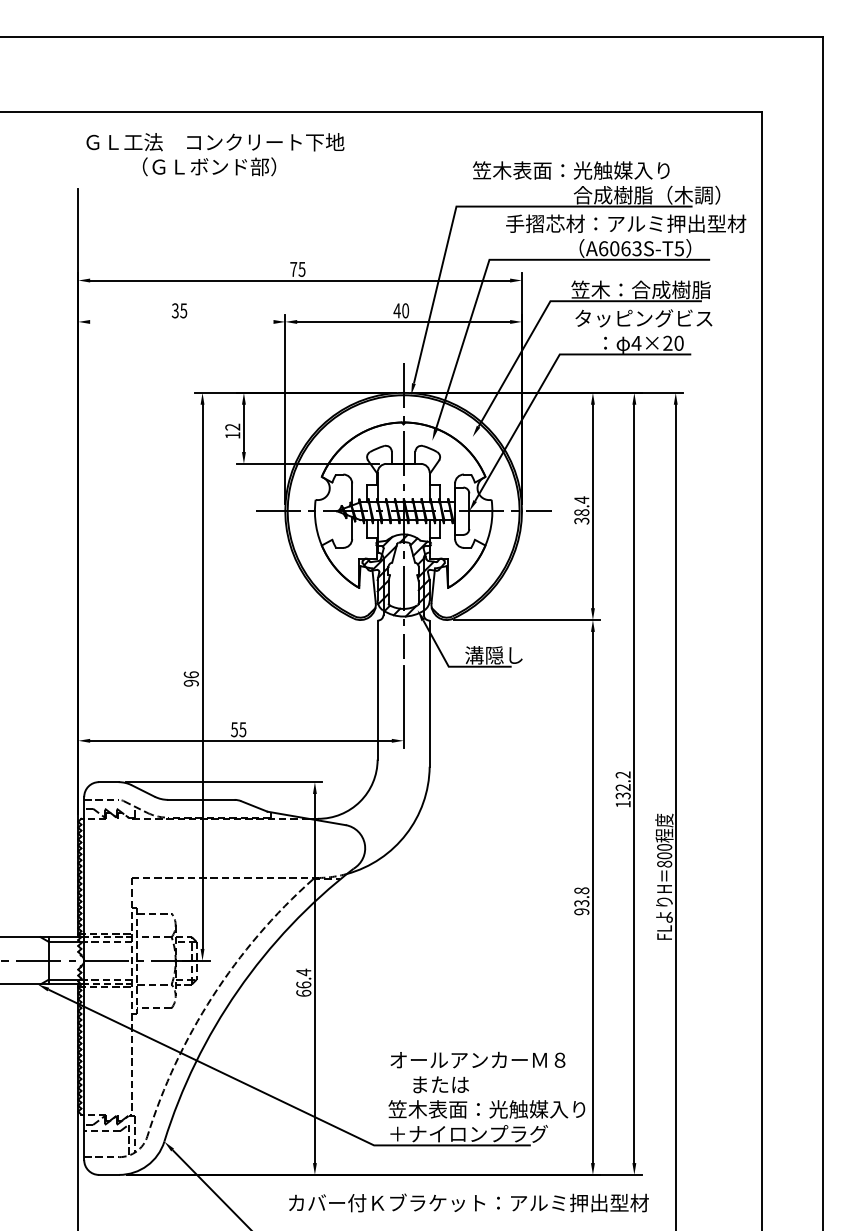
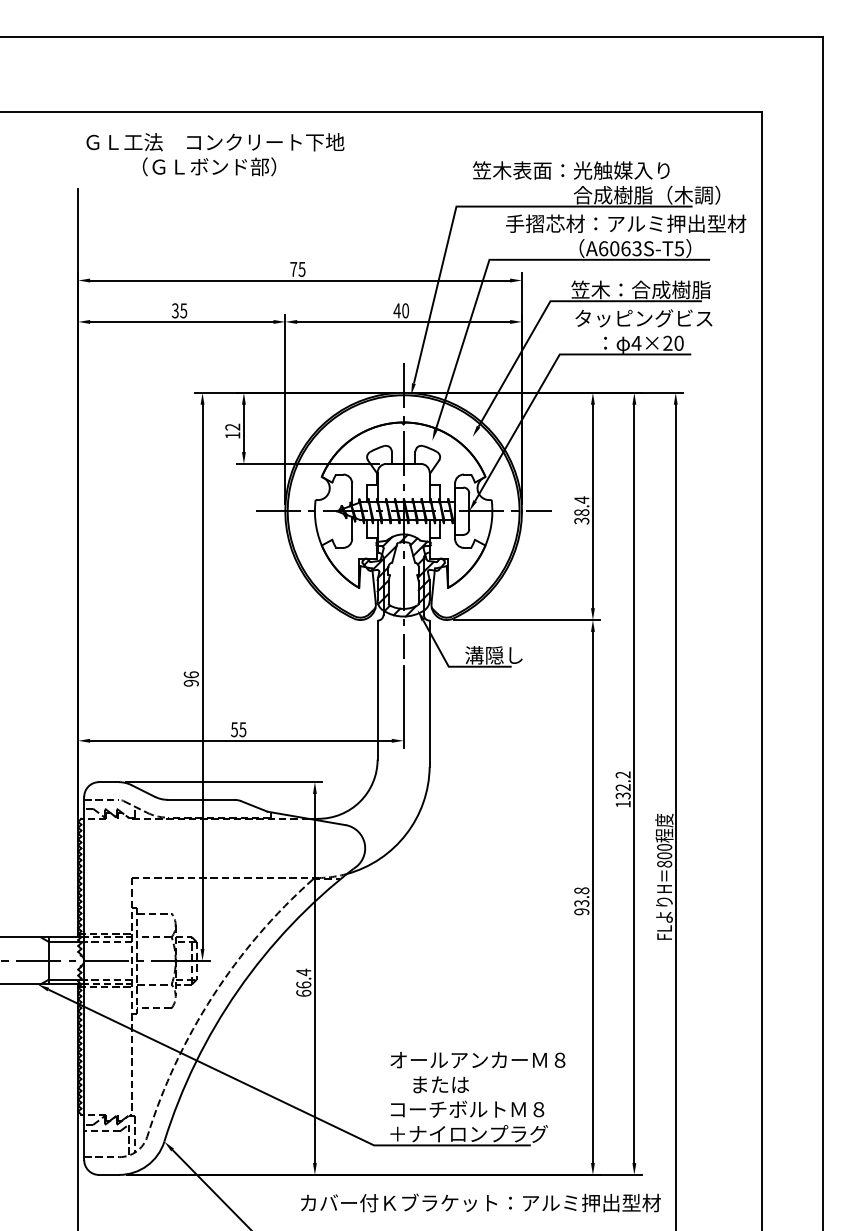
line: none -> present (181, 321)
text: 笠木表面：光触媒入り -> コーチボルトＭ８ (486, 1109)
text position: (468, 1202) -> (480, 1202) (480, 1202)
